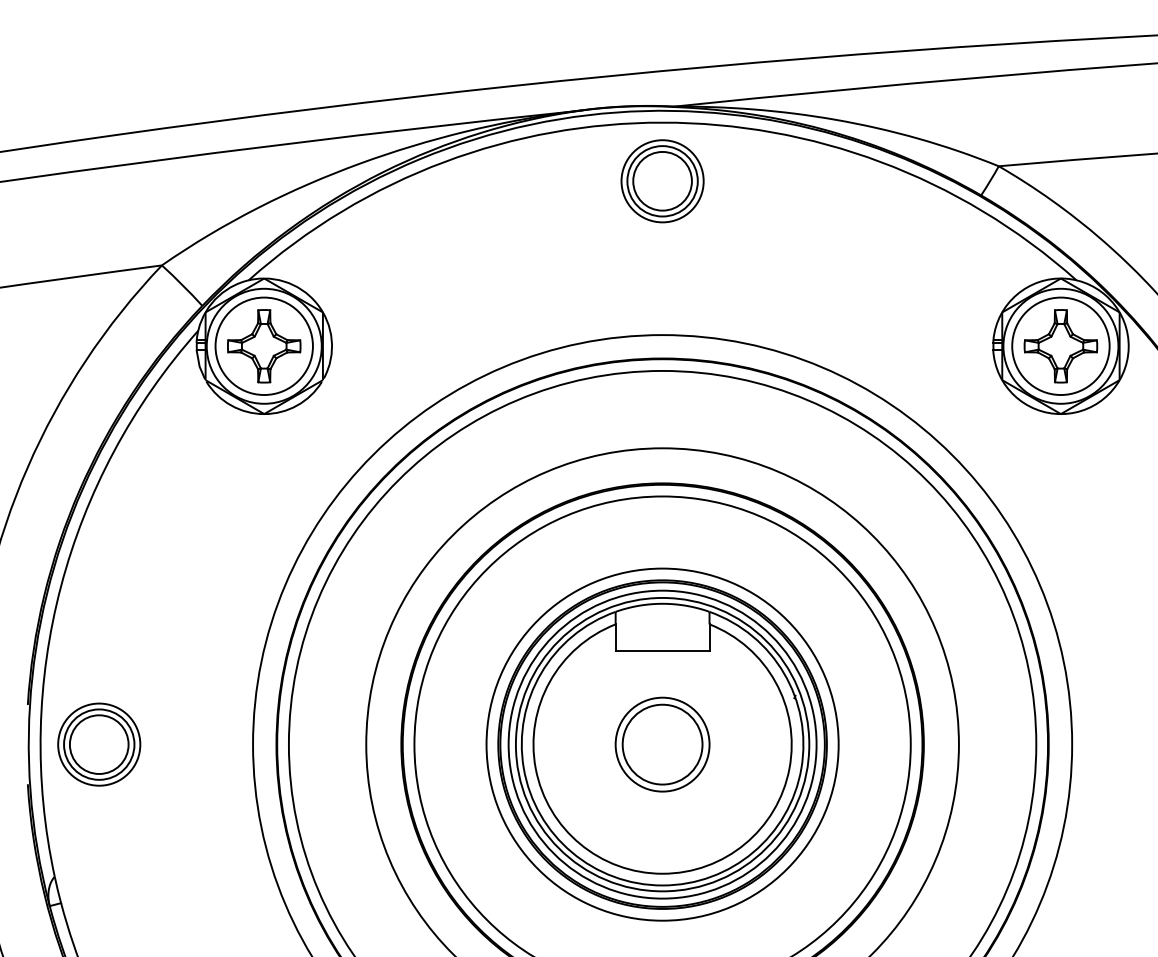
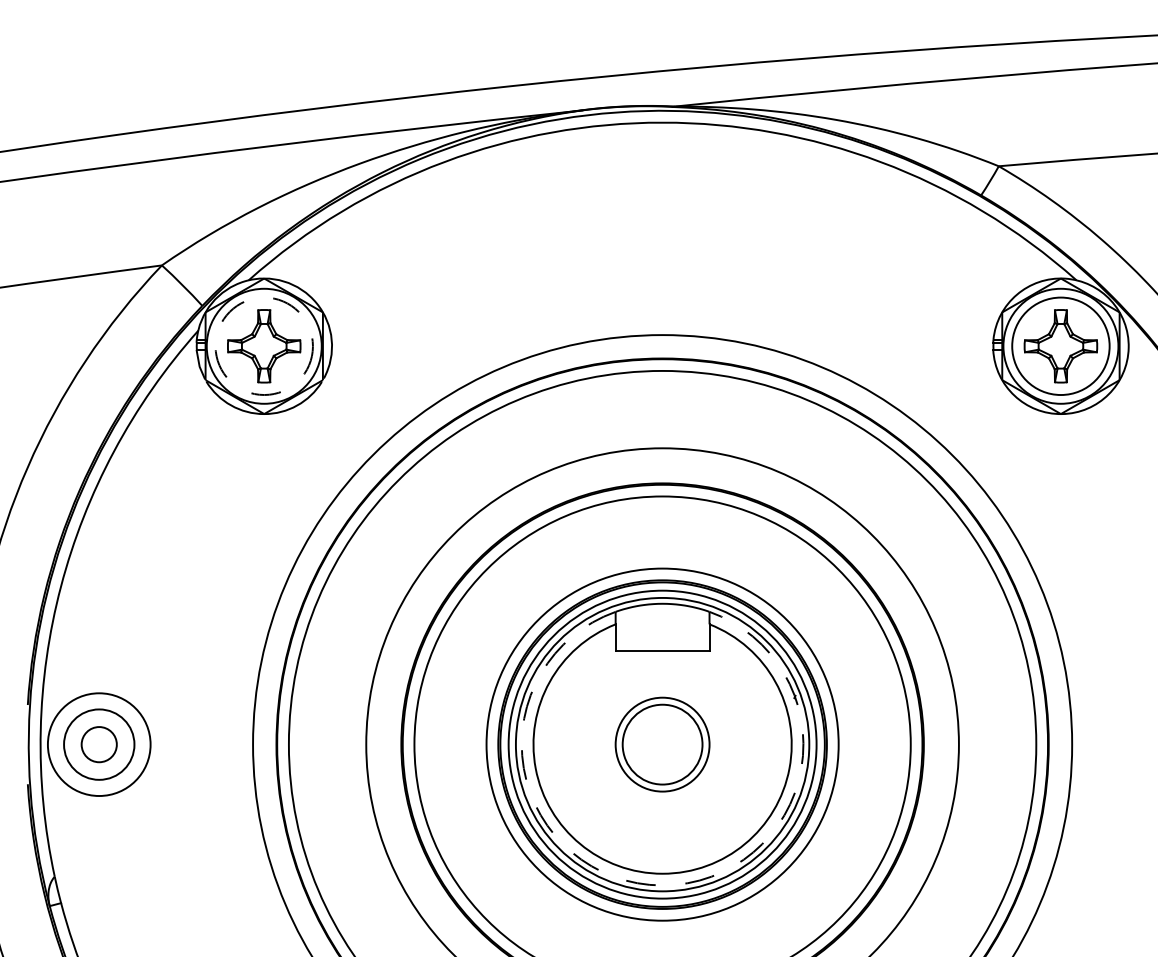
part: present -> none (662, 181)
circle: solid -> dashed (263, 346)
circle diameter: 59 px -> 35 px (98, 744)
circle diameter: 82 px -> 103 px (98, 744)
arc: solid -> dashed (662, 885)
